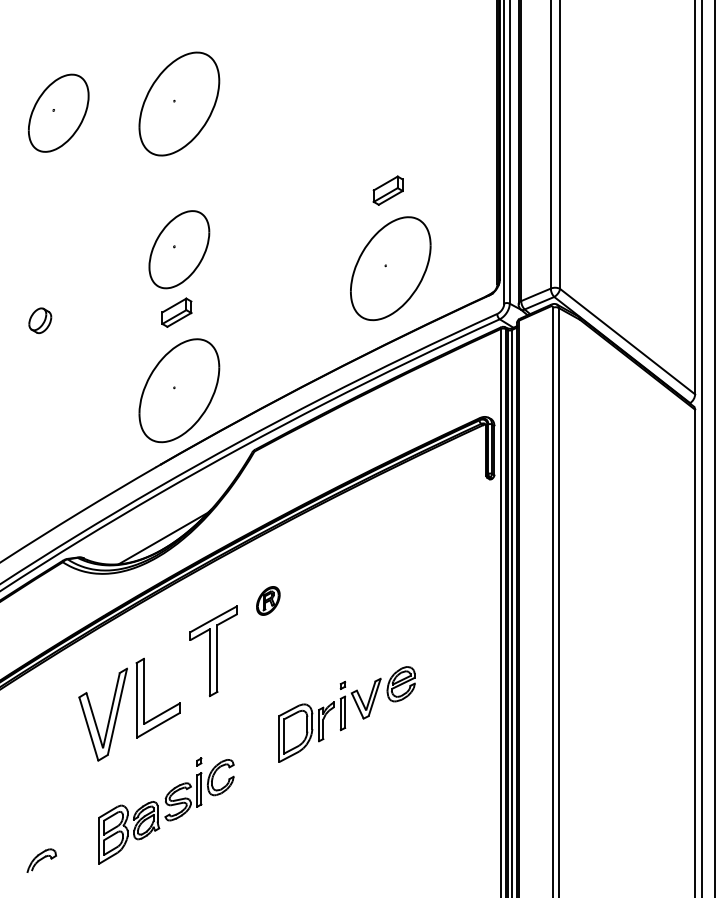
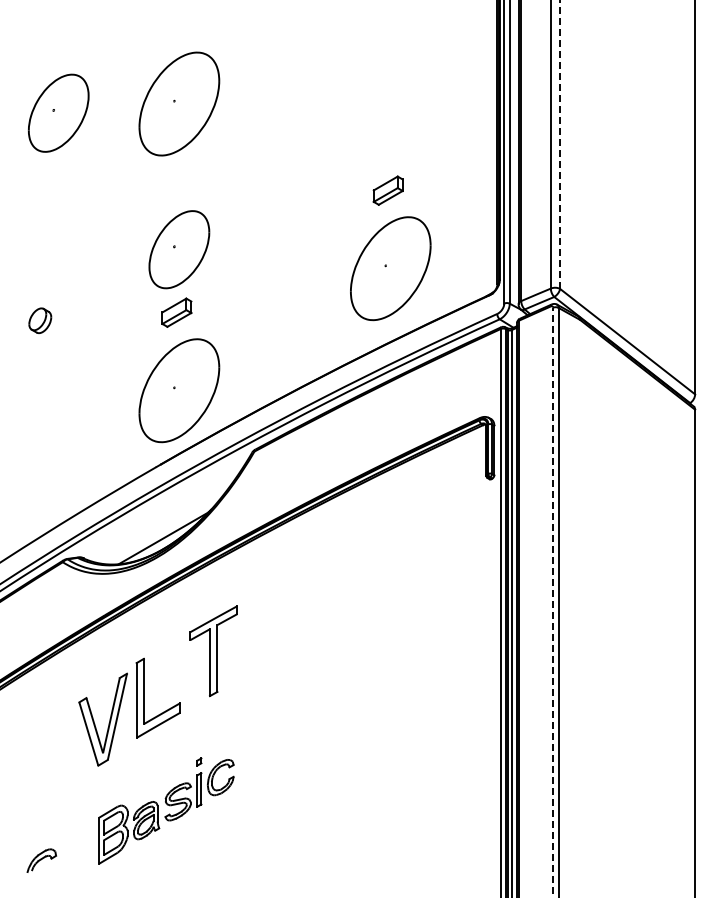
line: solid -> dashed (560, 144)
line: present -> none (702, 448)
line: present -> none (715, 448)
part: present -> none (268, 600)
line: solid -> dashed (553, 602)
part position: (109, 714) -> (109, 719) (109, 719)
part: present -> none (346, 714)
